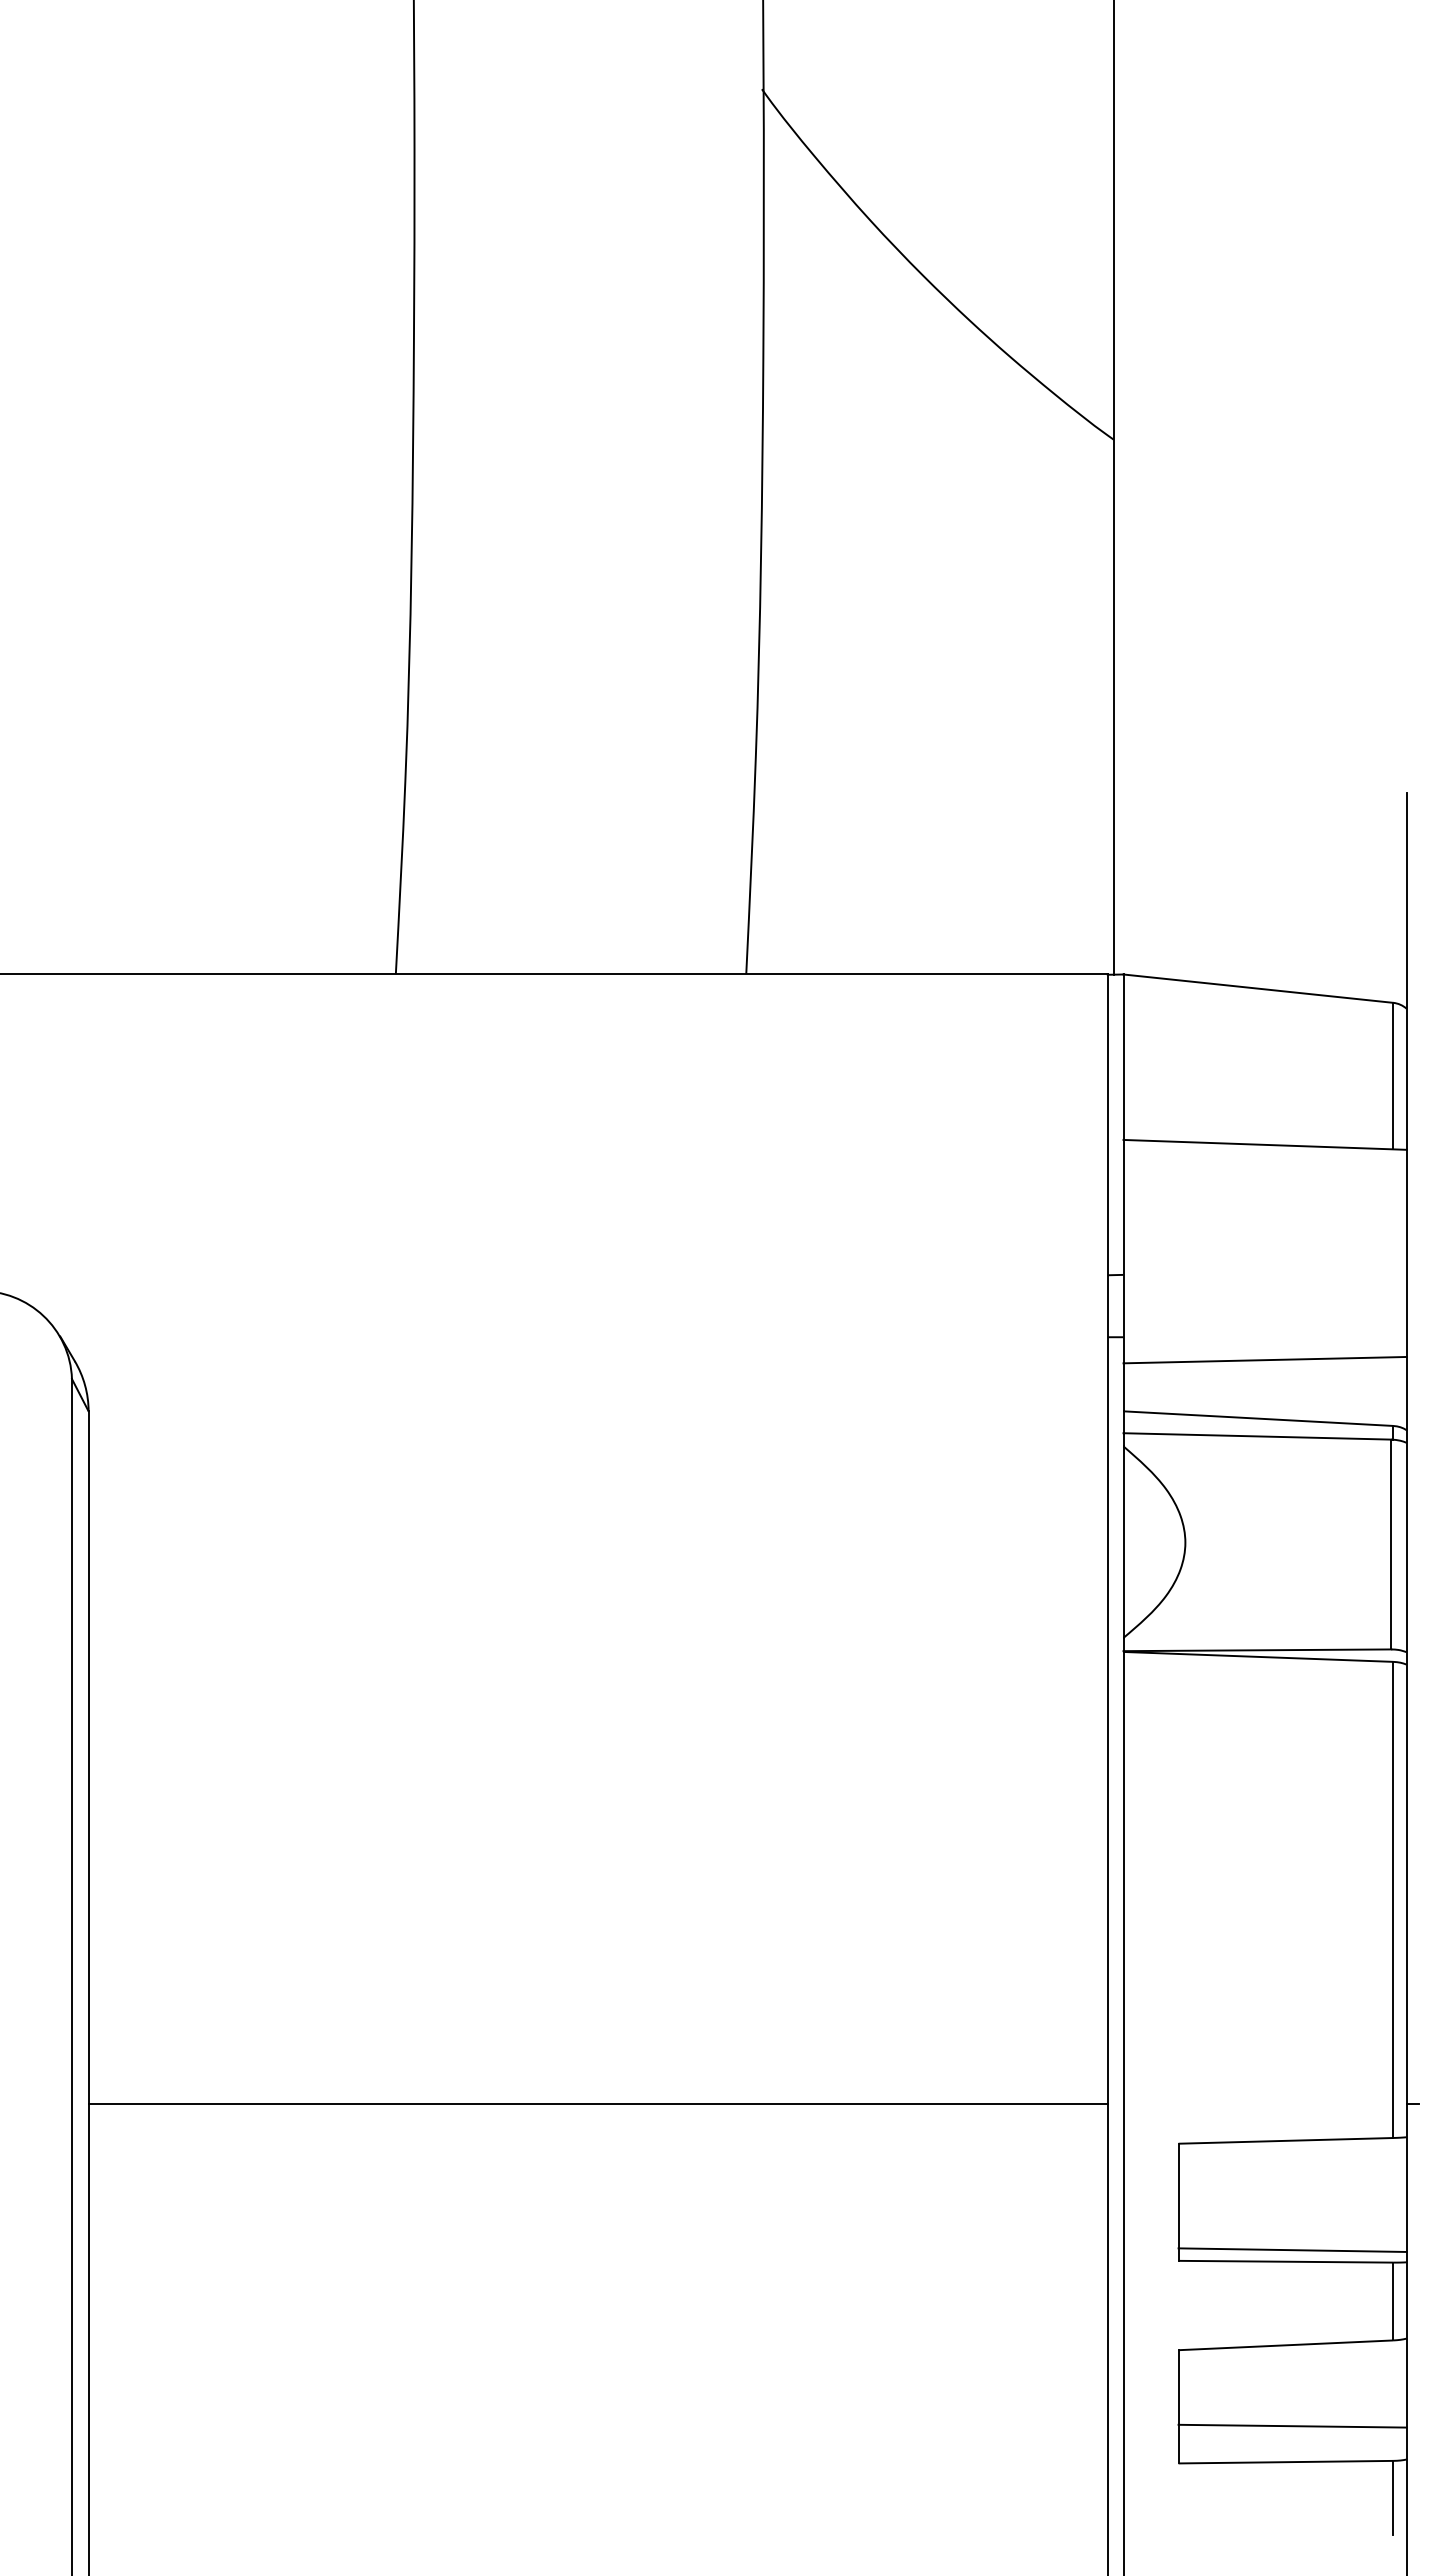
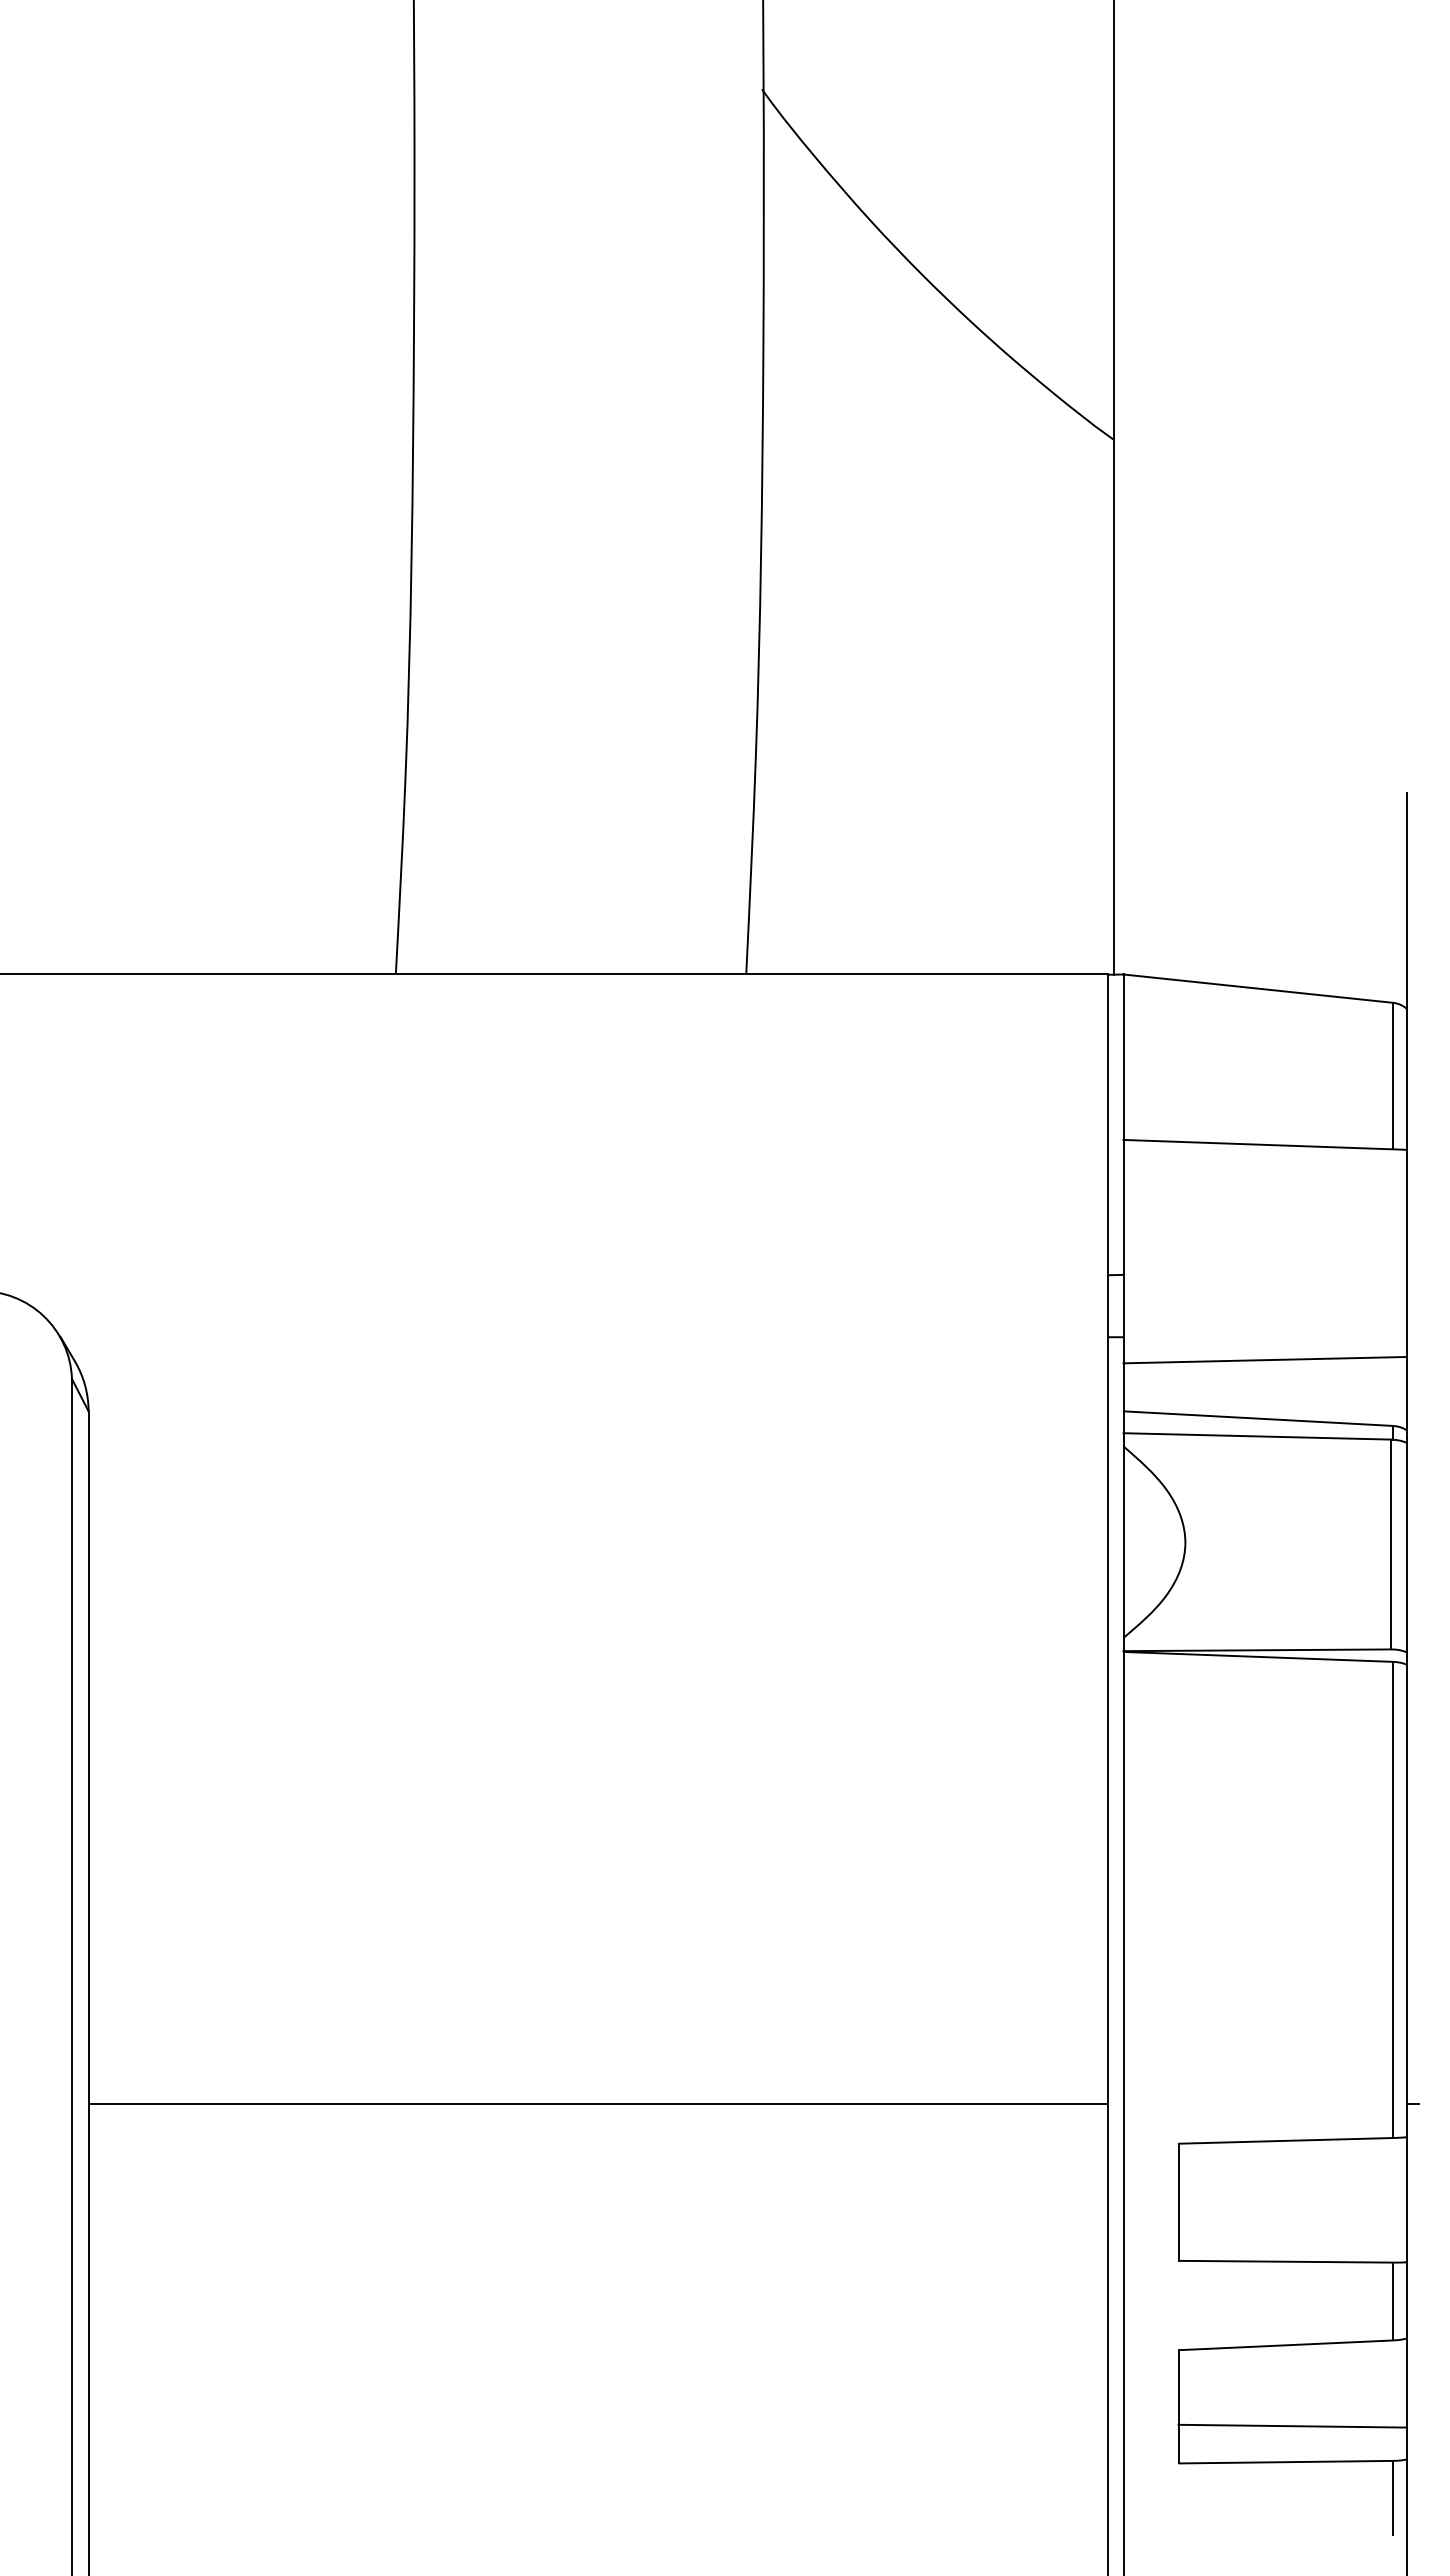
line: present -> none (1292, 2249)
